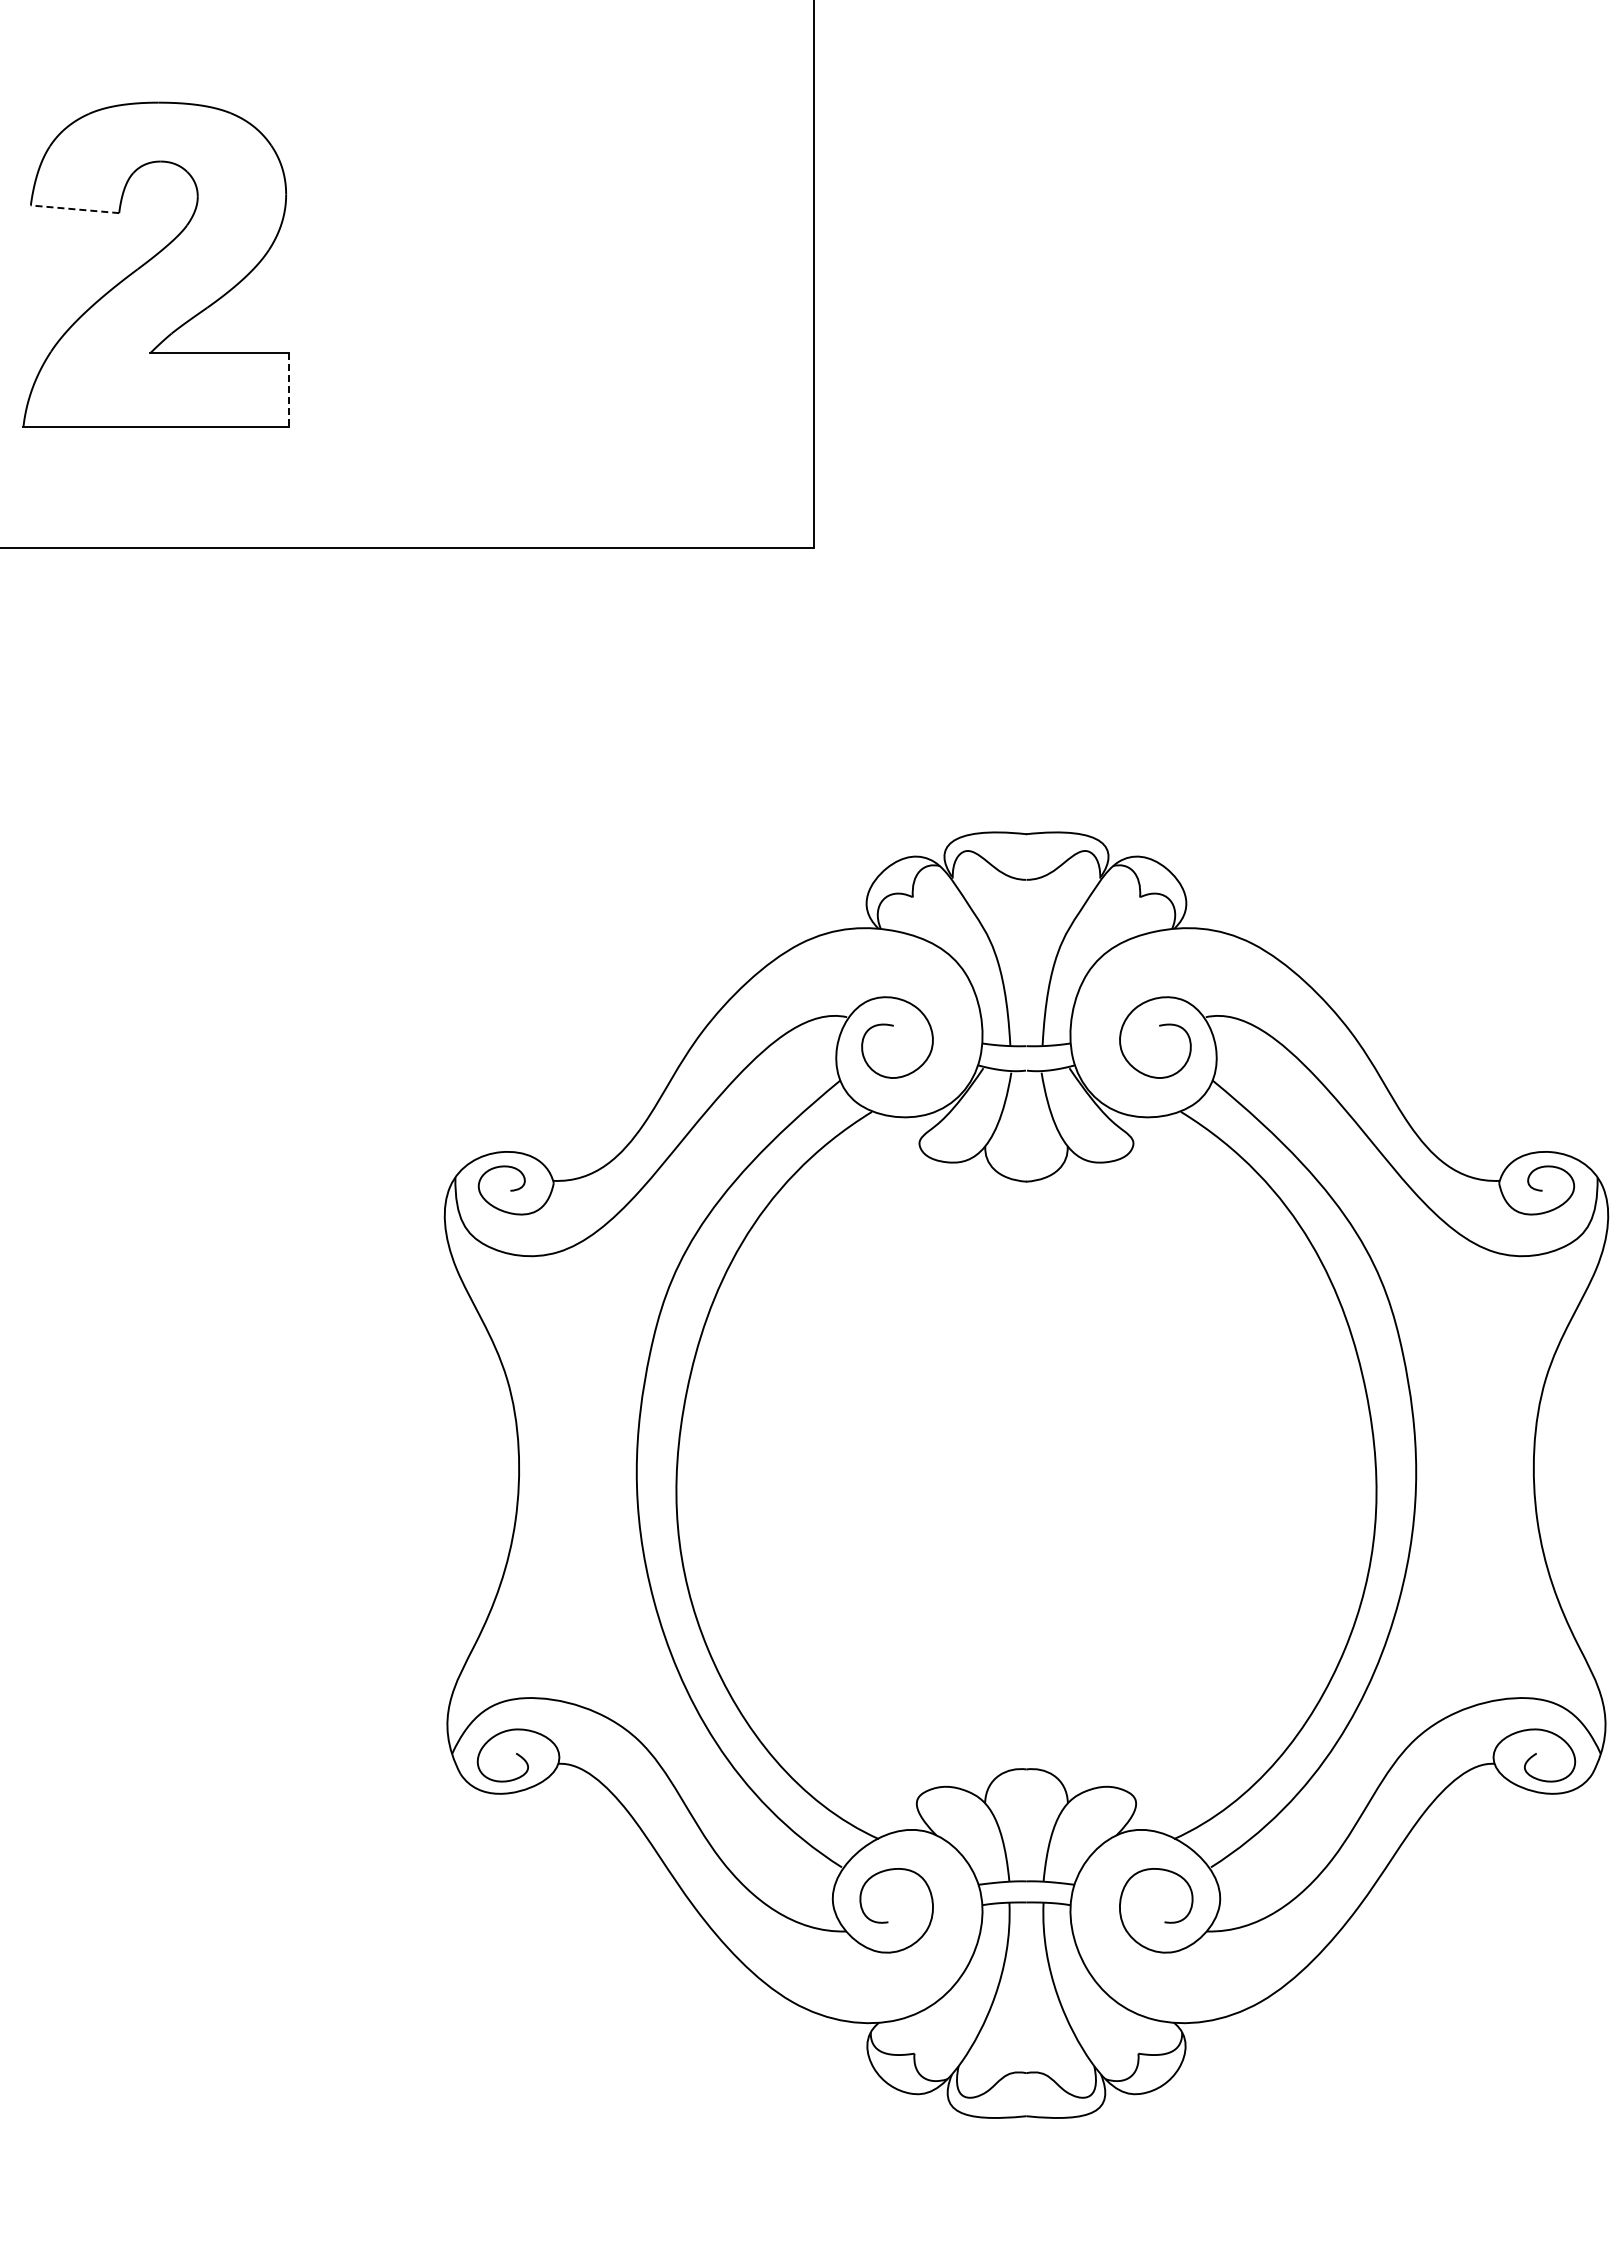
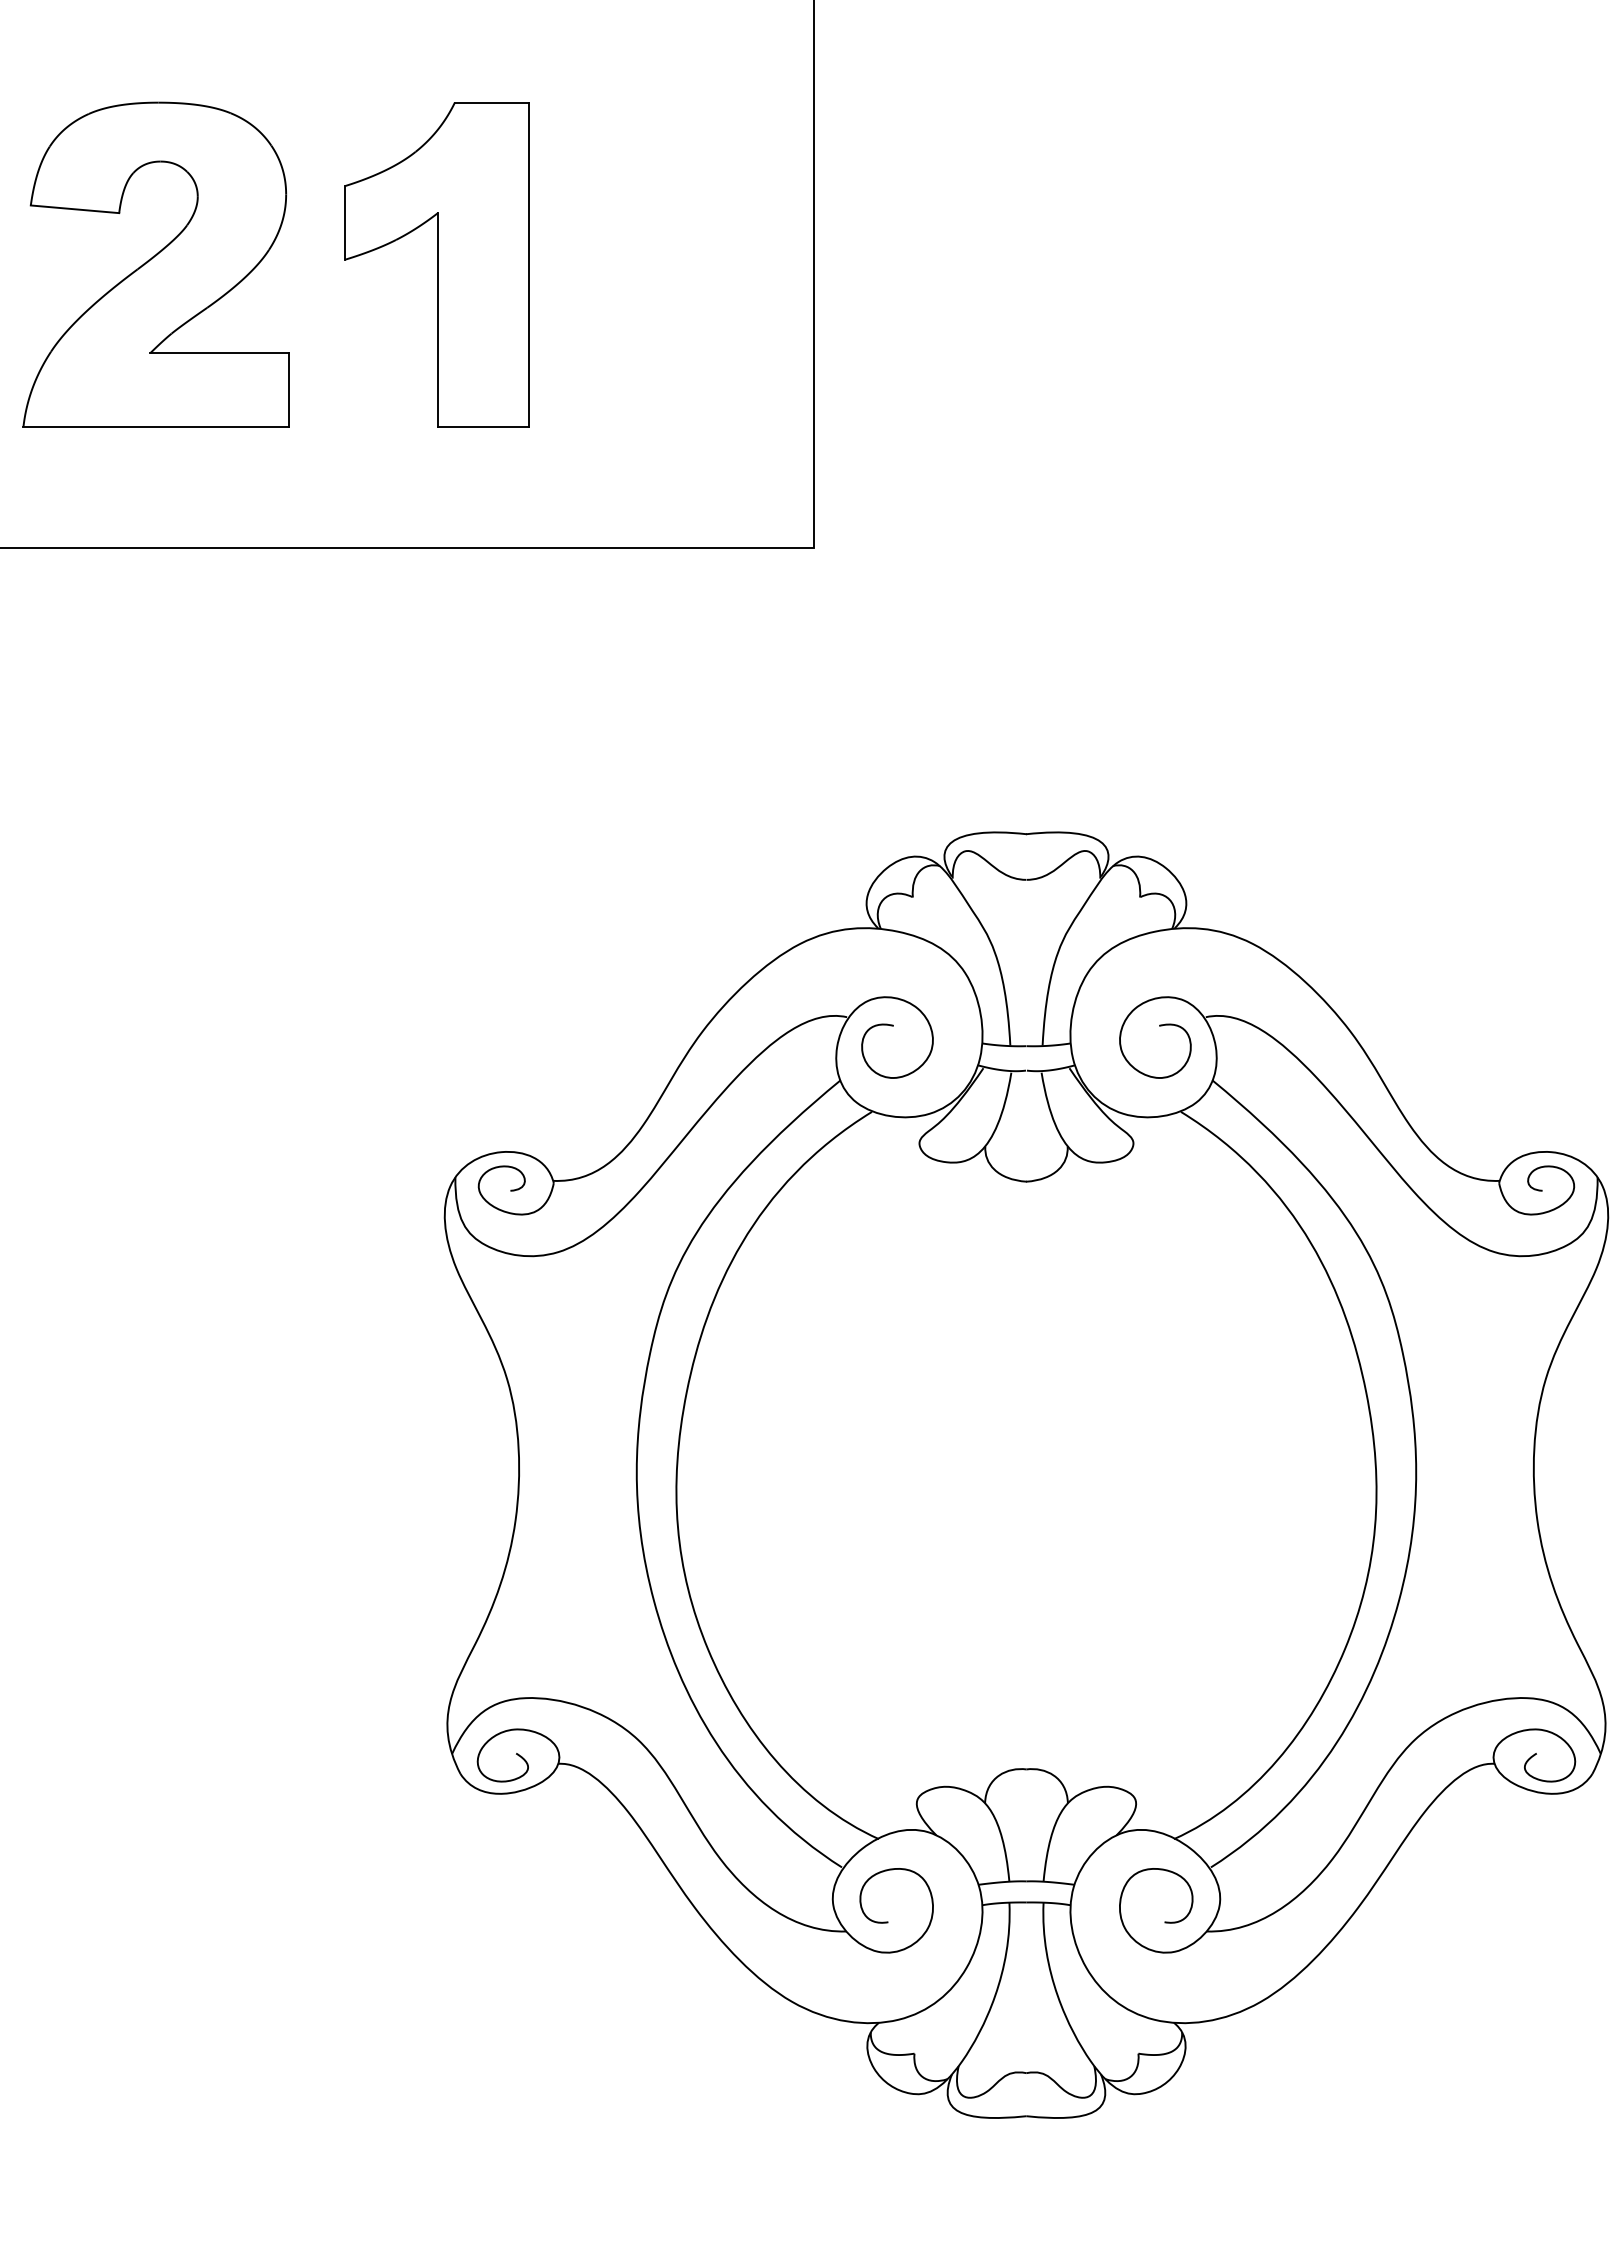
line: dashed -> solid (74, 209)
part: none -> present (436, 264)
line: dashed -> solid (288, 389)
